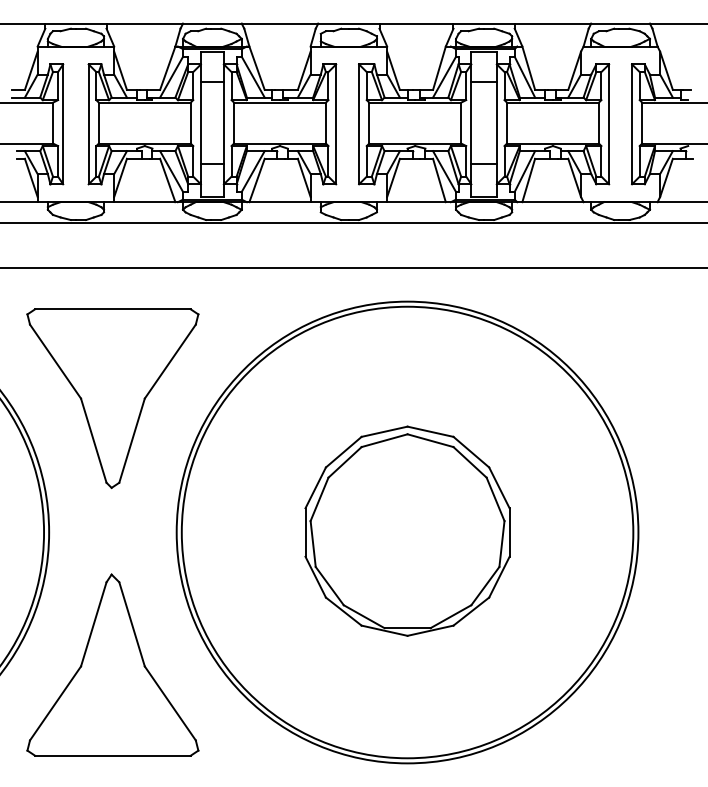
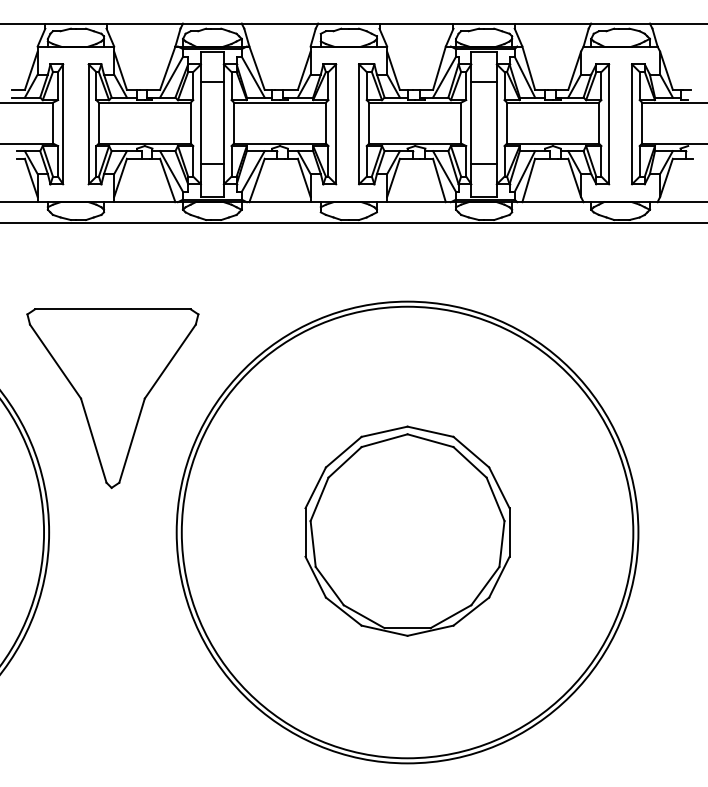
line: present -> none (353, 268)
part: present -> none (112, 664)
